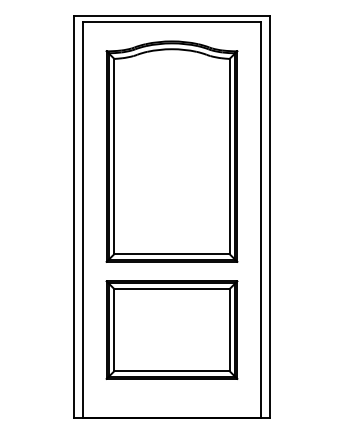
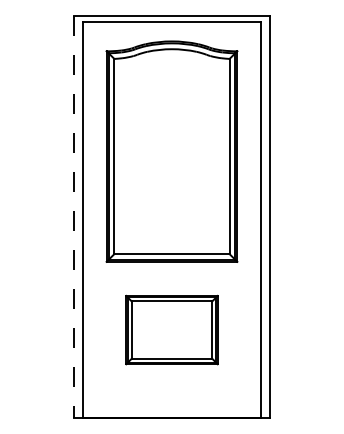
line: solid -> dashed (74, 216)
part size: 134x100 px -> 94x72 px (171, 329)
